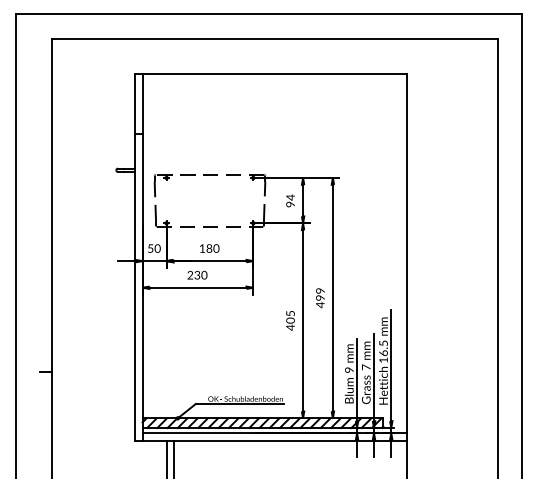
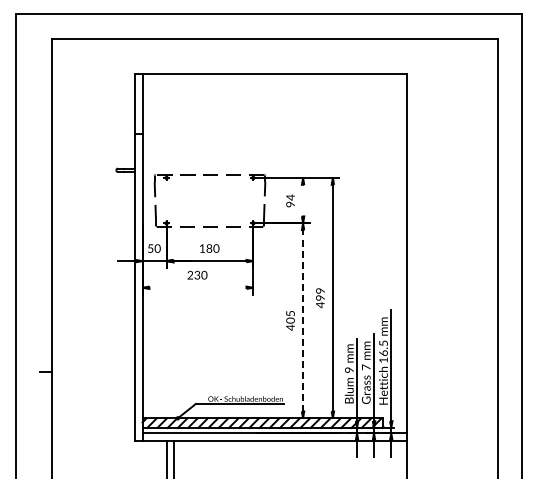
line: present -> none (303, 200)
line: present -> none (197, 287)
line: solid -> dashed (303, 320)
